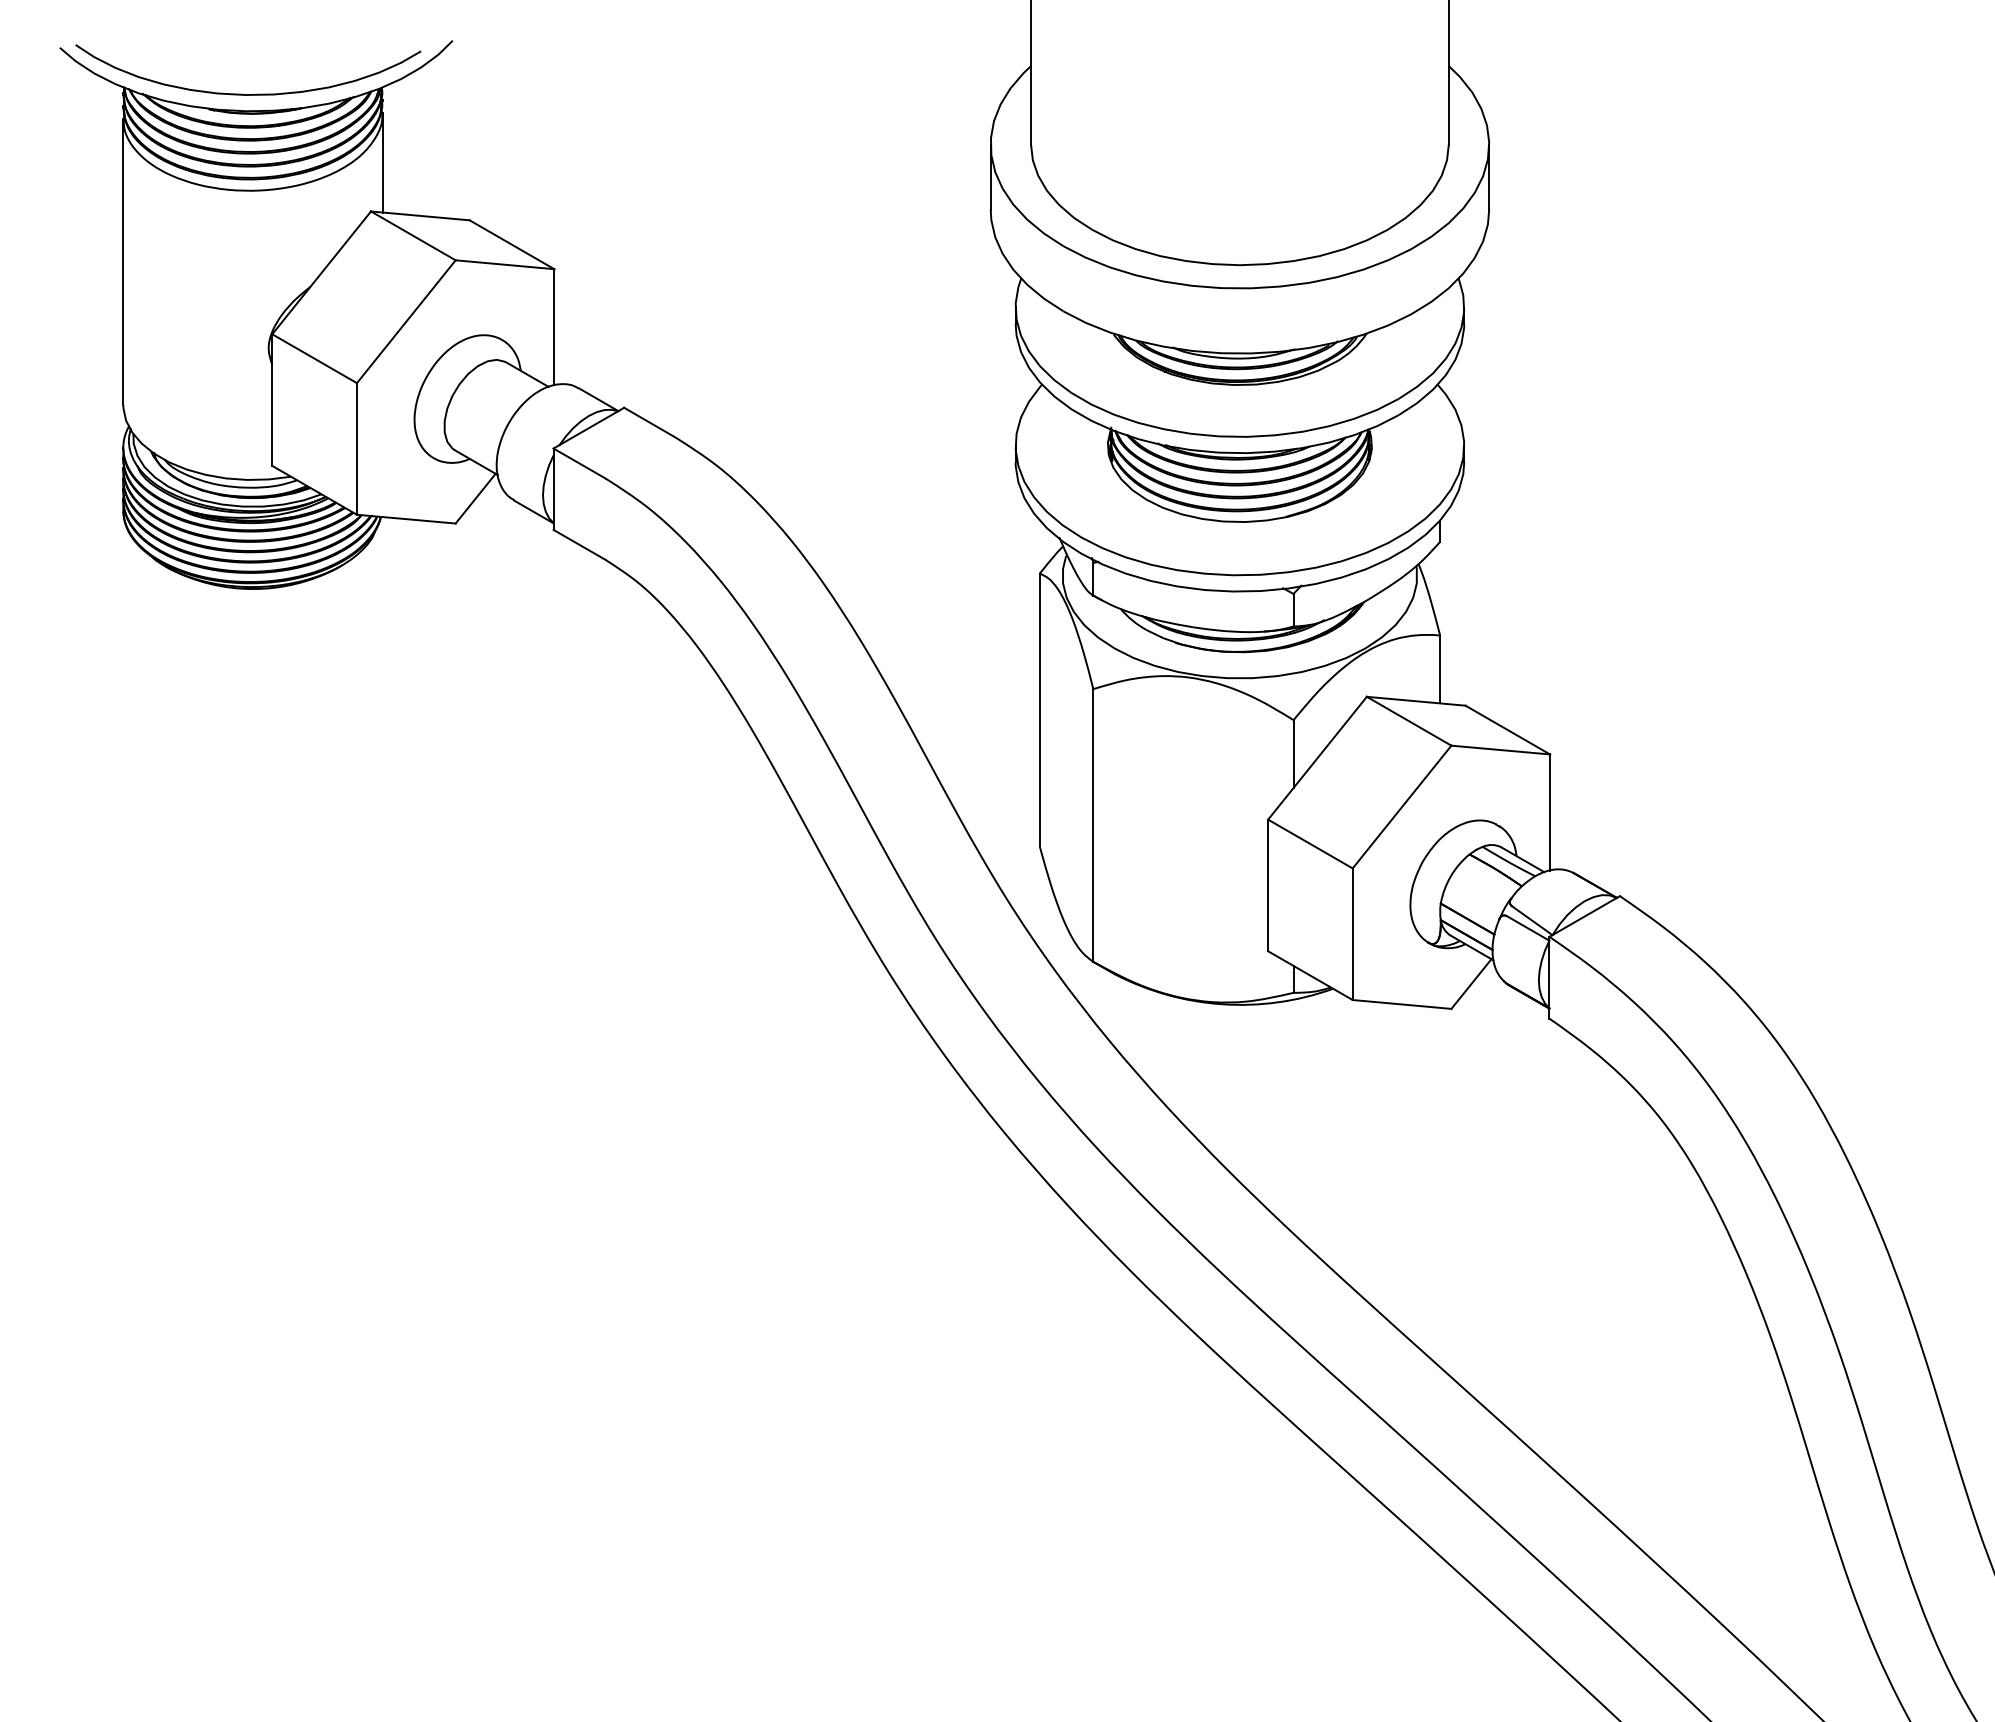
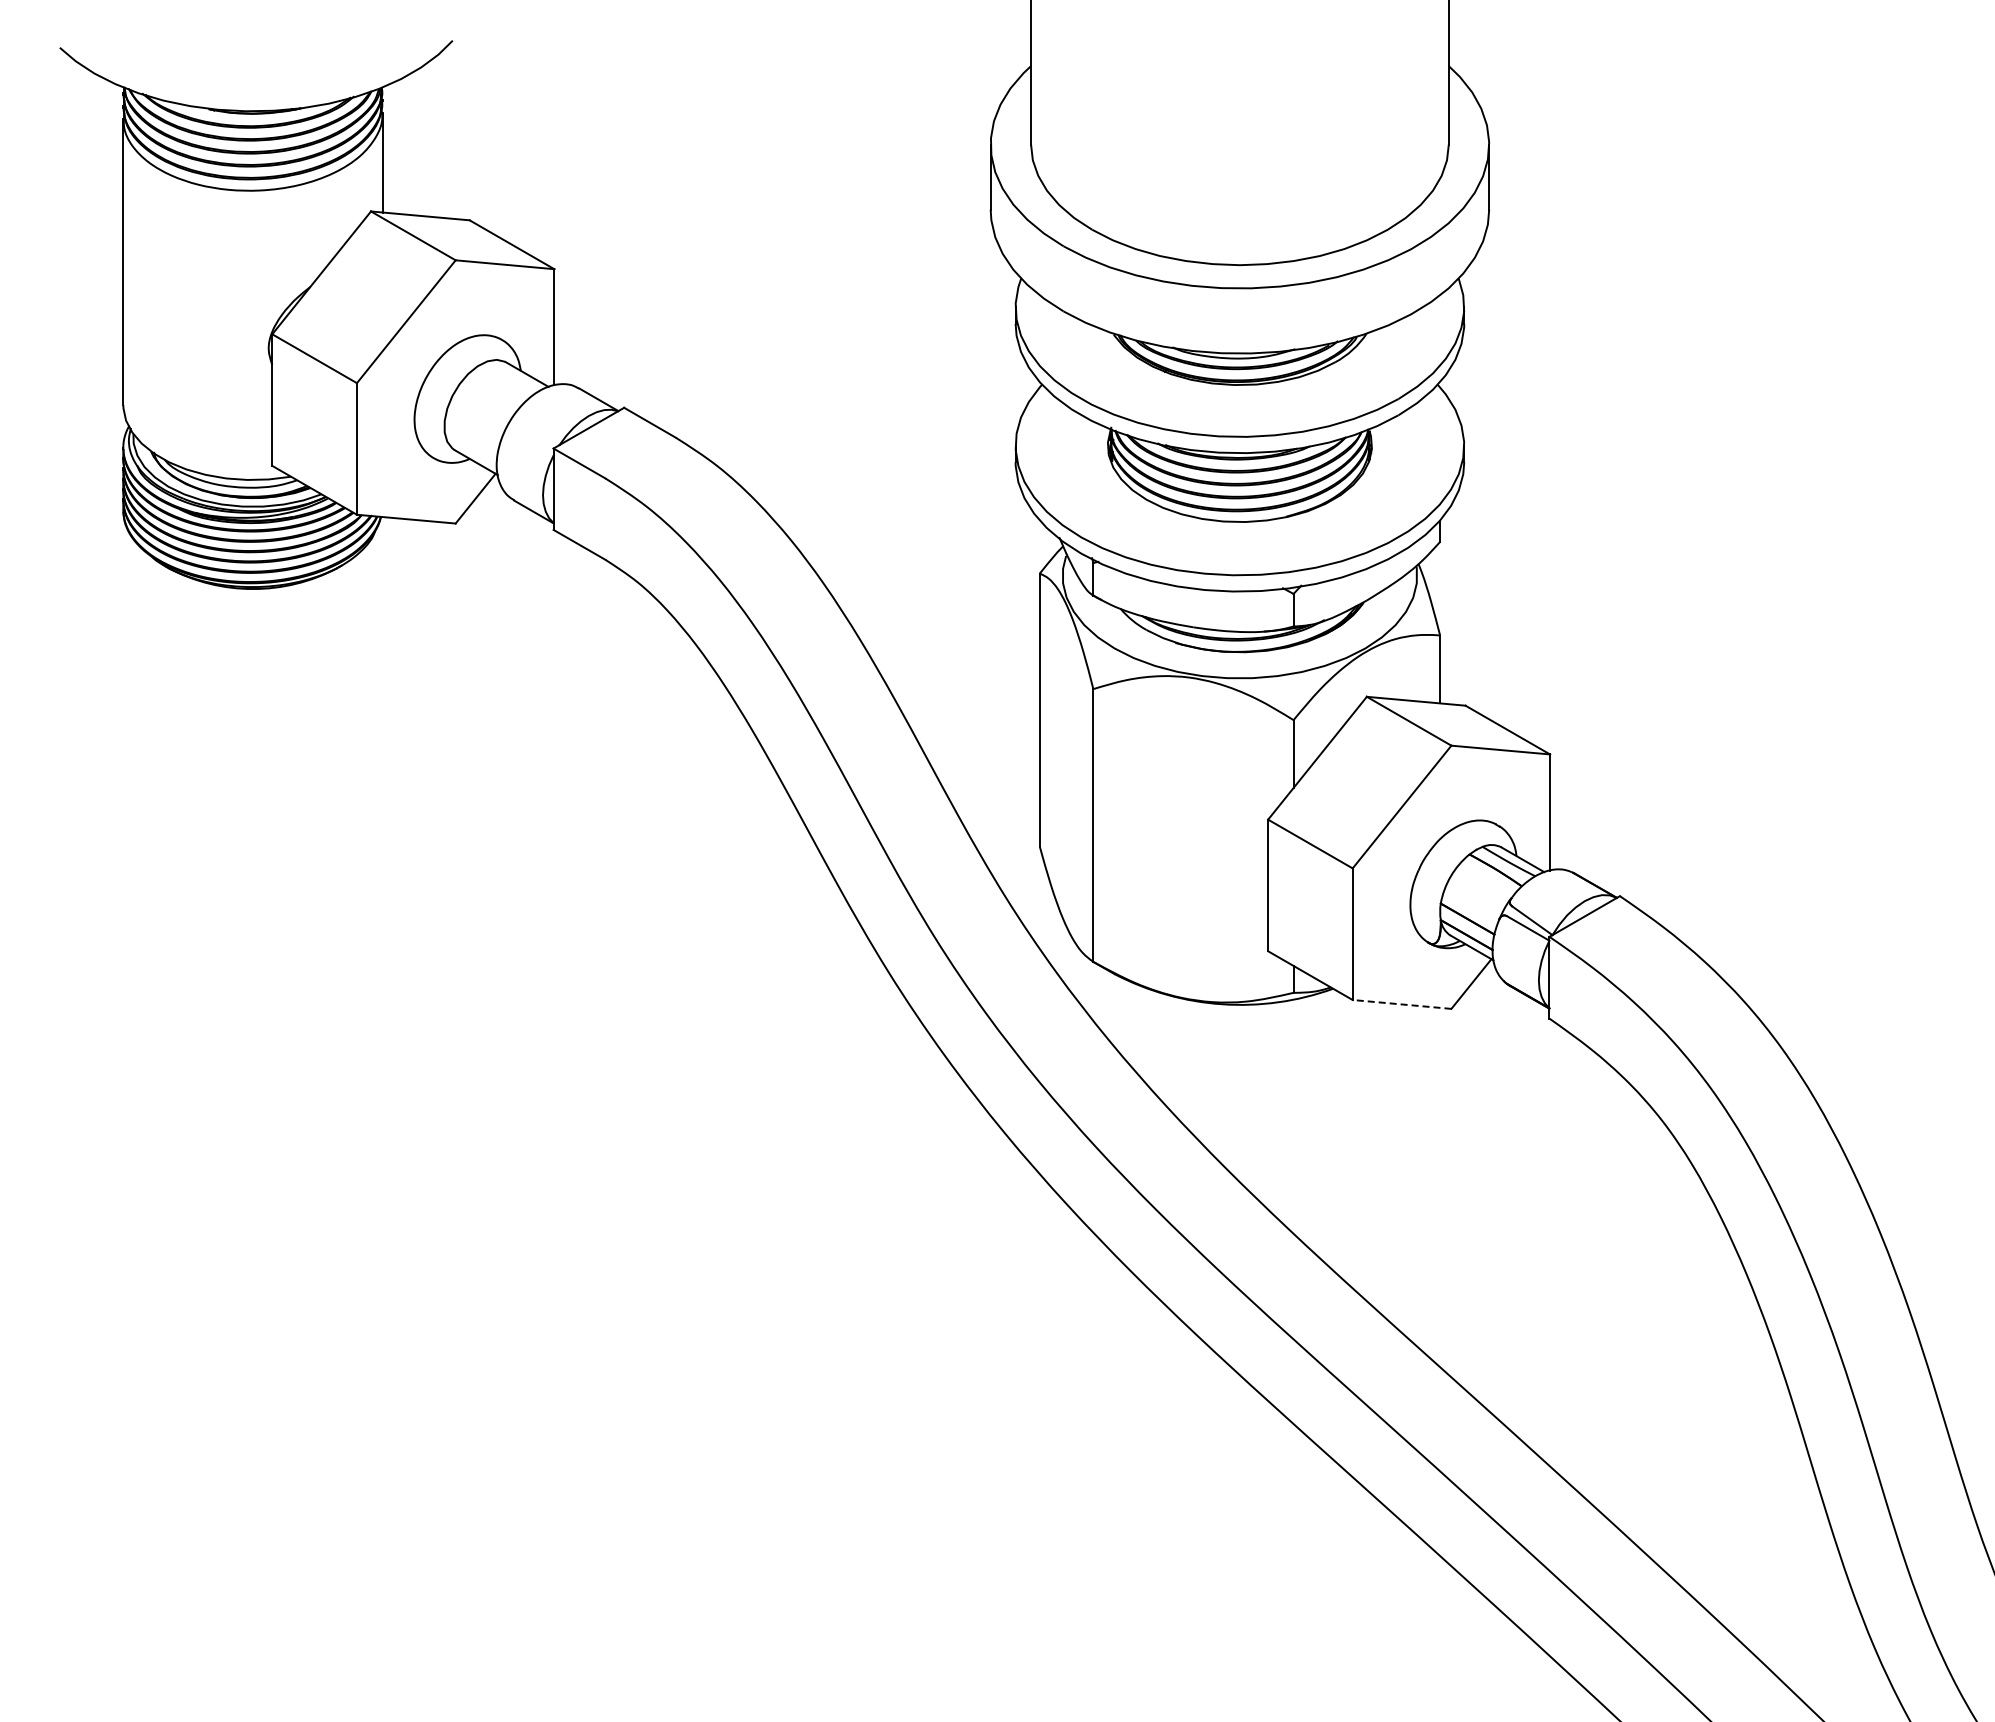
curve: present -> none (242, 93)
line: solid -> dashed (1402, 1004)
